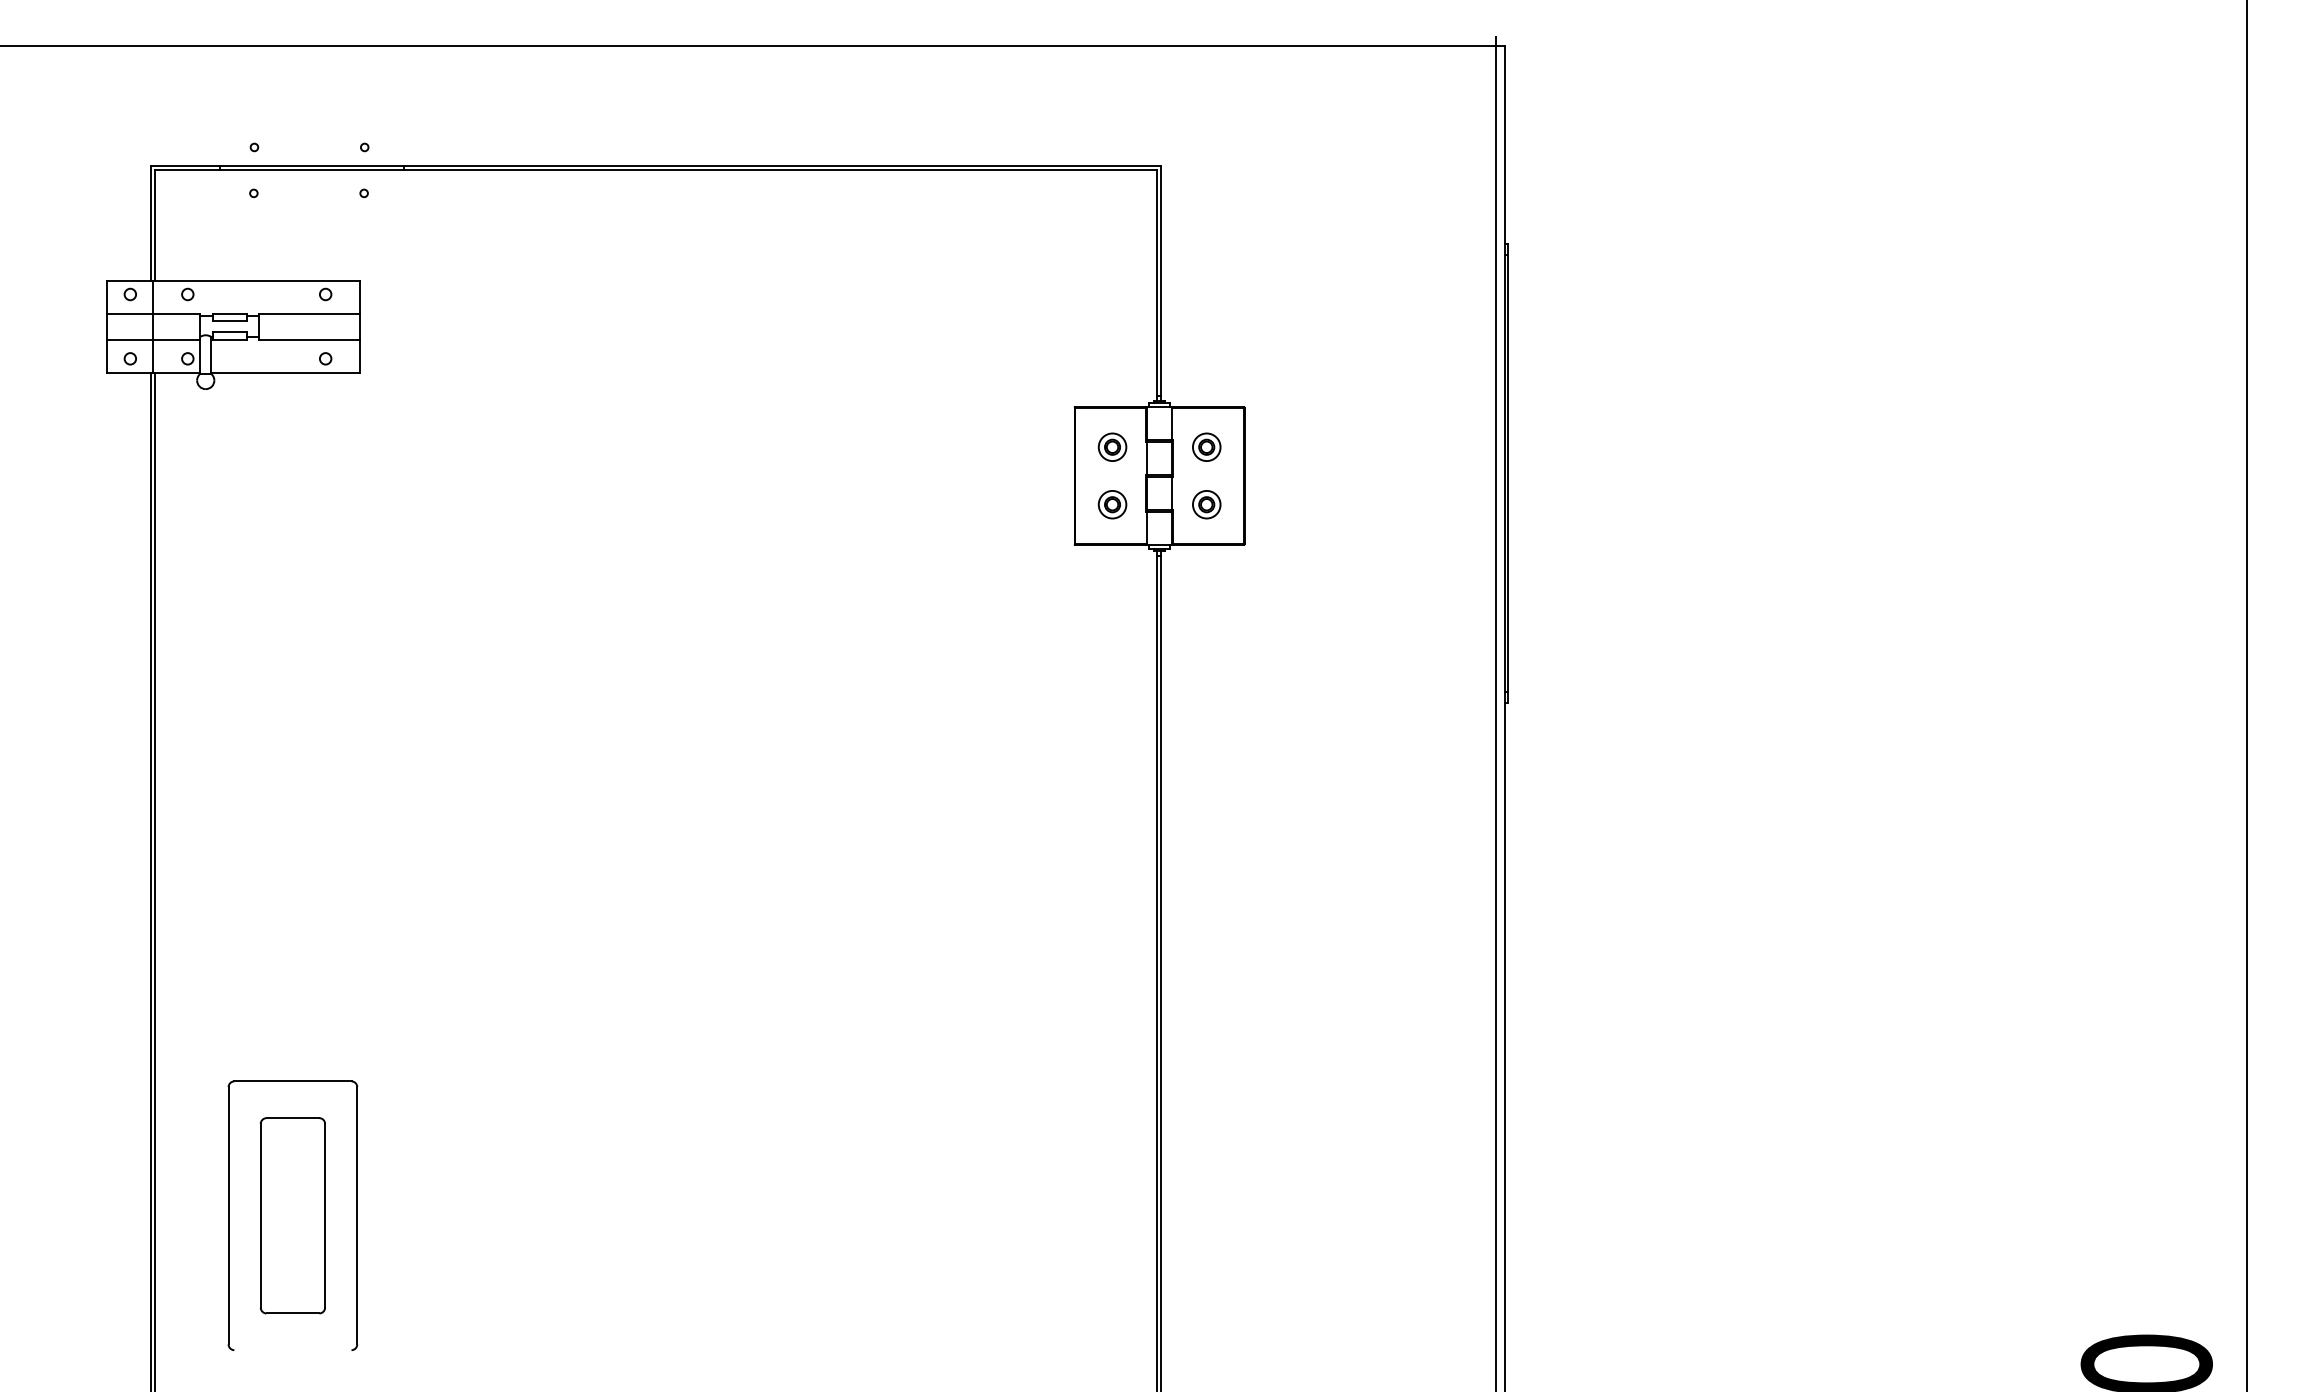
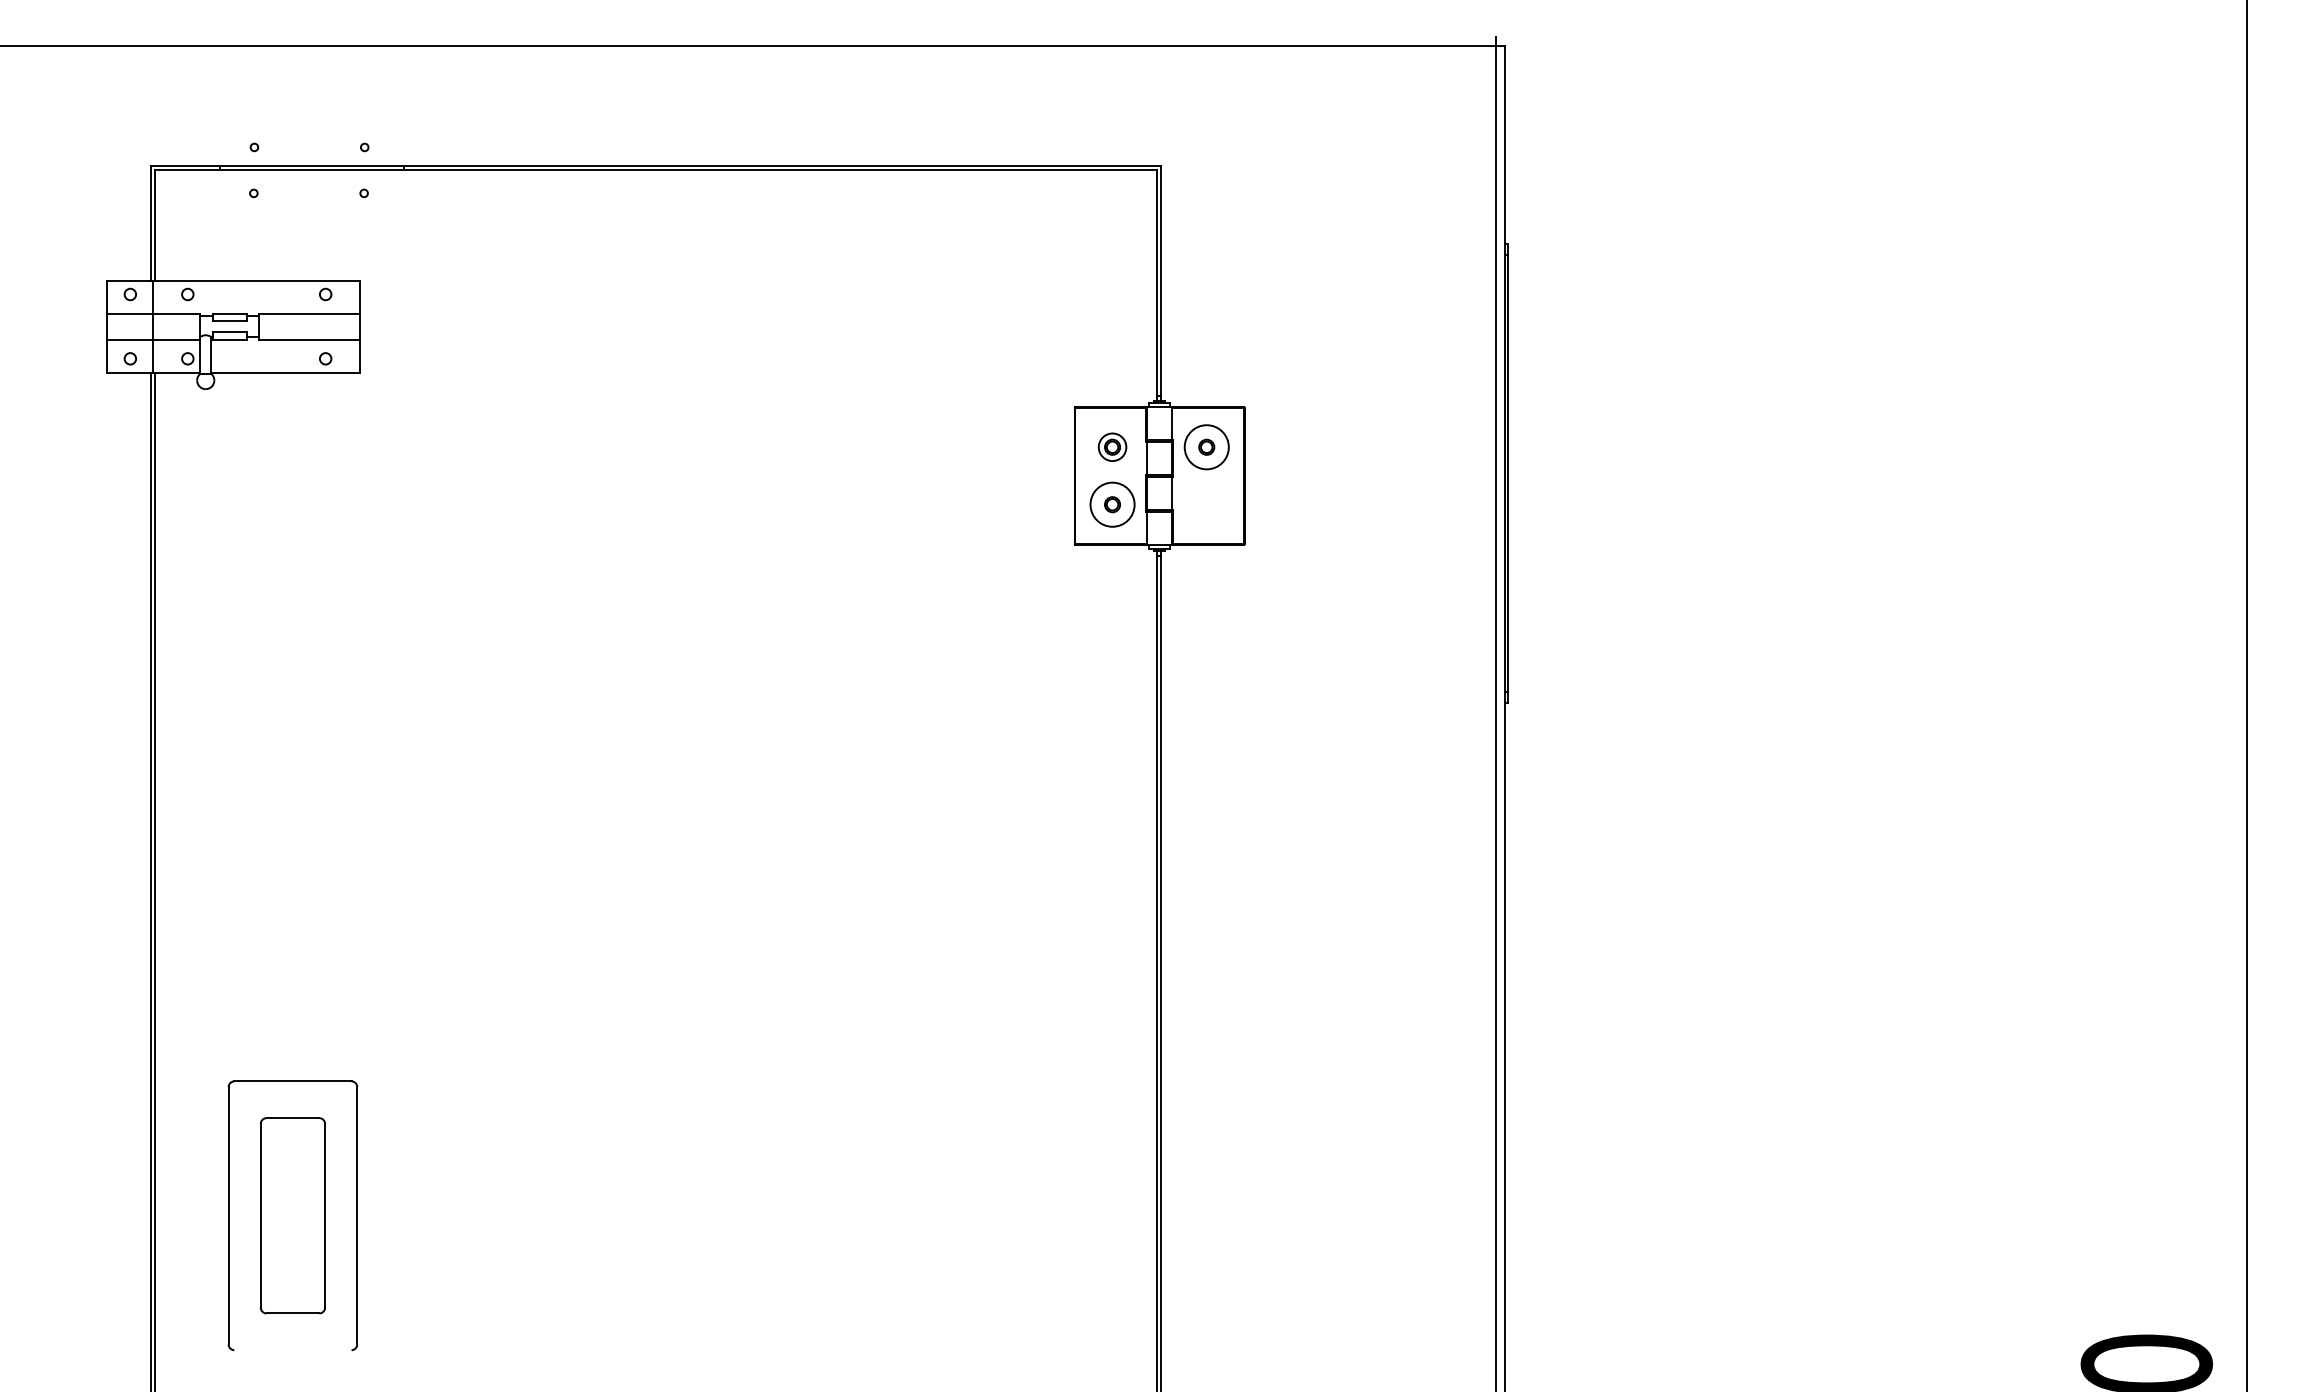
circle diameter: 28 px -> 44 px (1206, 447)
circle diameter: 28 px -> 44 px (1112, 504)
part: present -> none (1206, 504)
